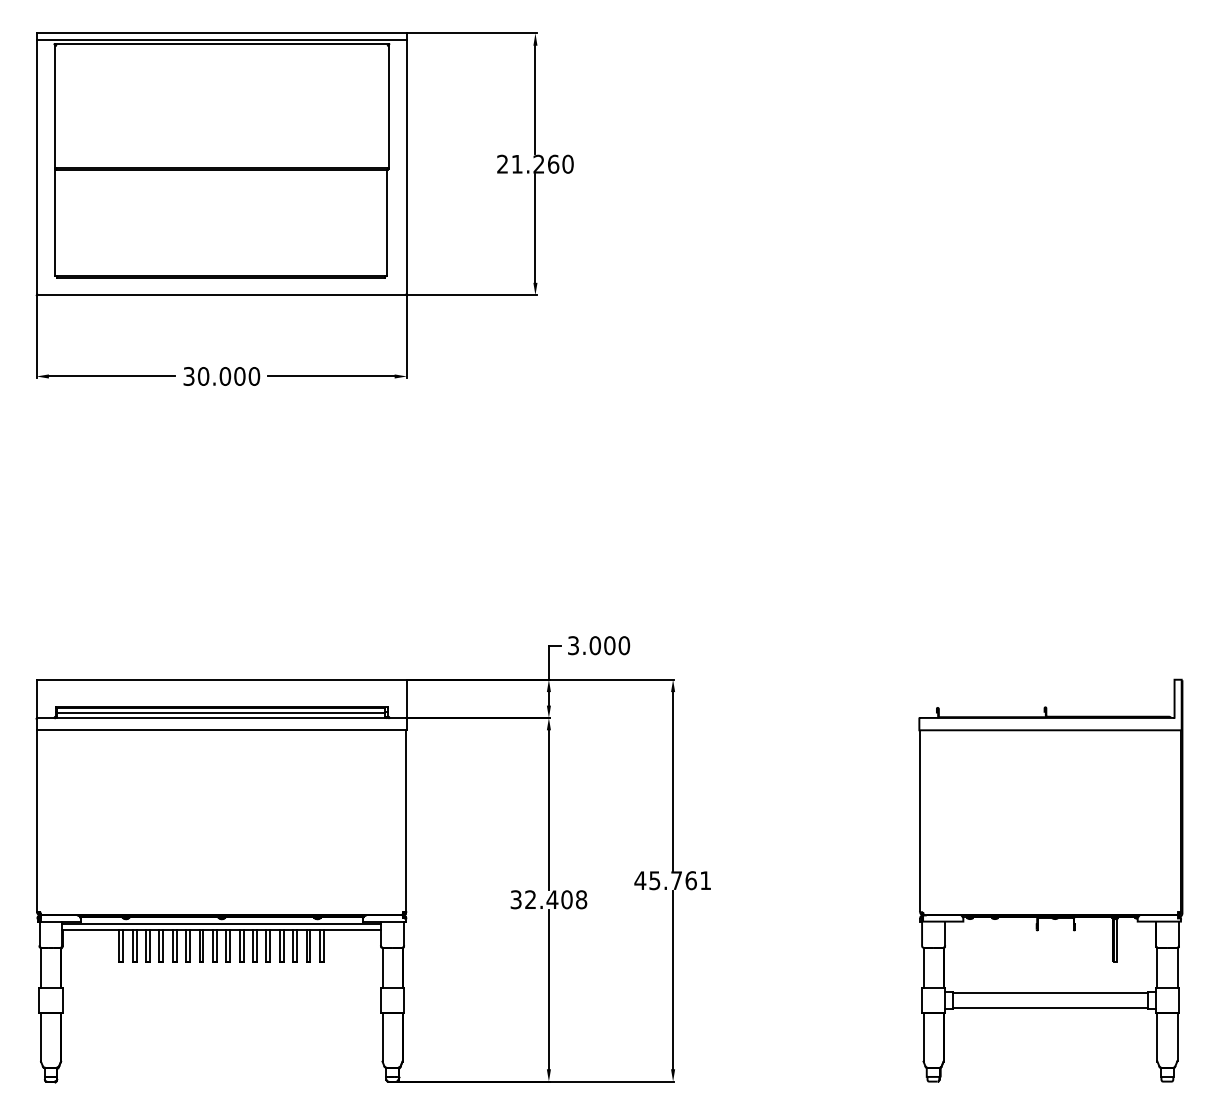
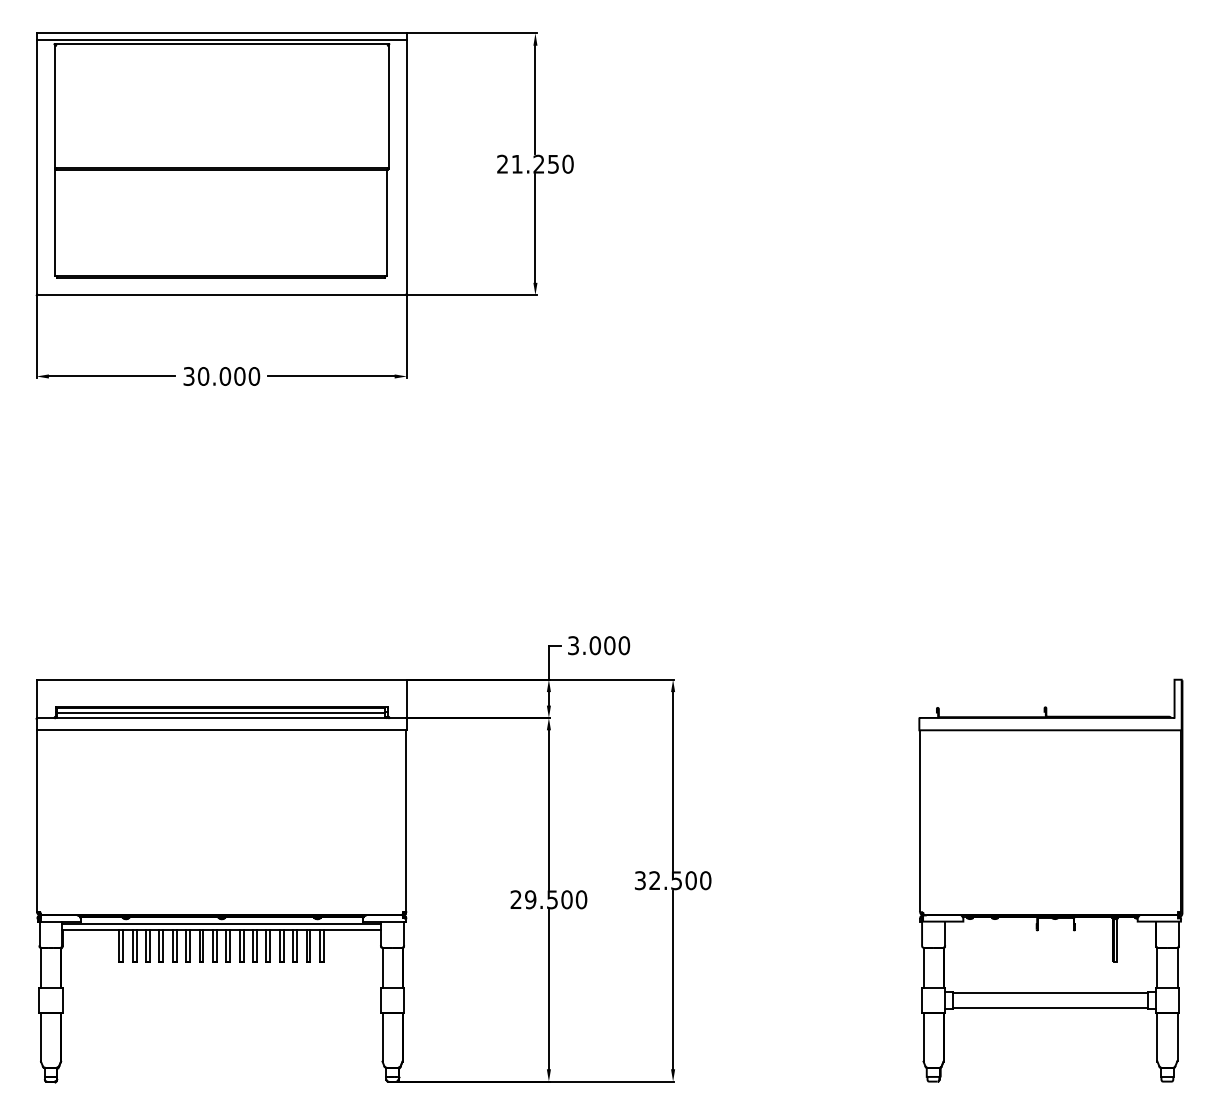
text: 21.260 -> 21.250 (553, 163)
text: 45.761 -> 32.500 (672, 880)
text: 32.408 -> 29.500 (548, 899)
